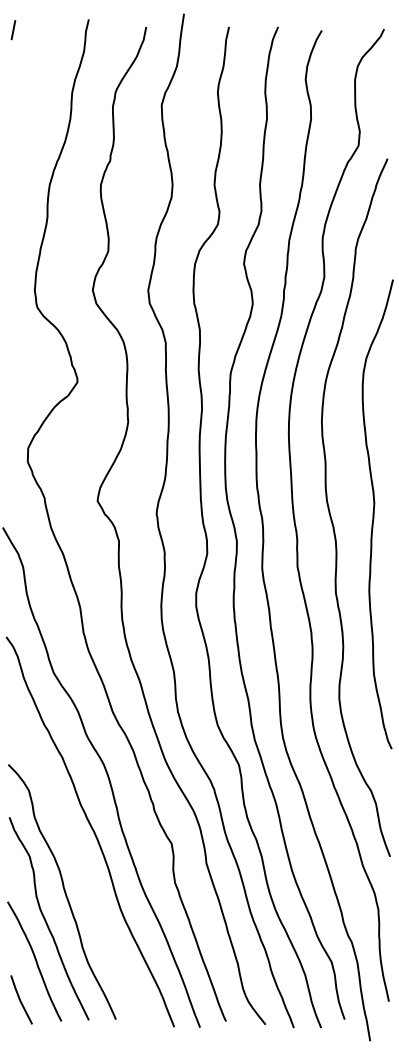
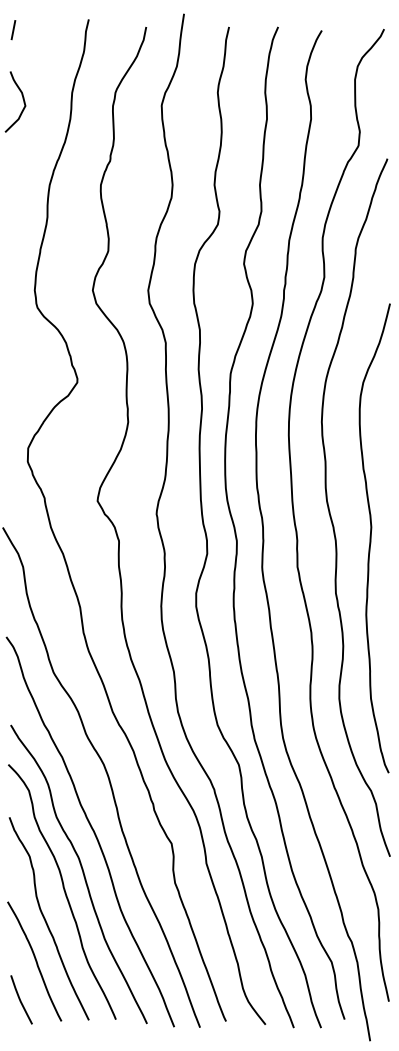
curve: none -> present (22, 99)
curve position: (374, 514) -> (371, 538) (371, 538)
curve: none -> present (82, 873)
